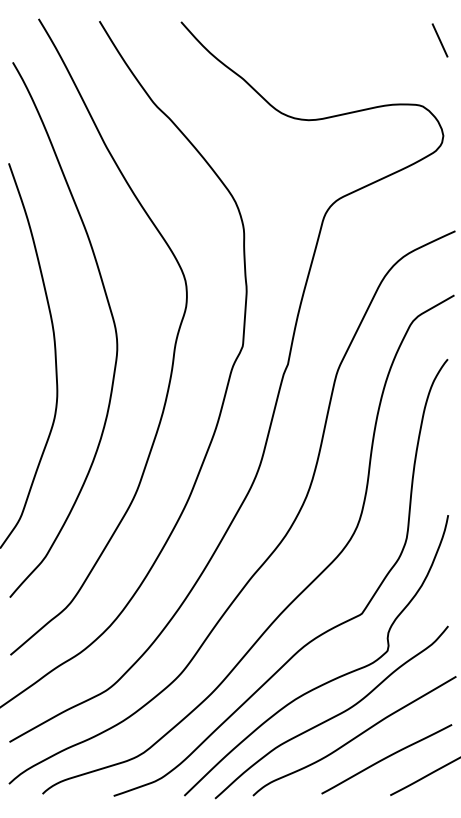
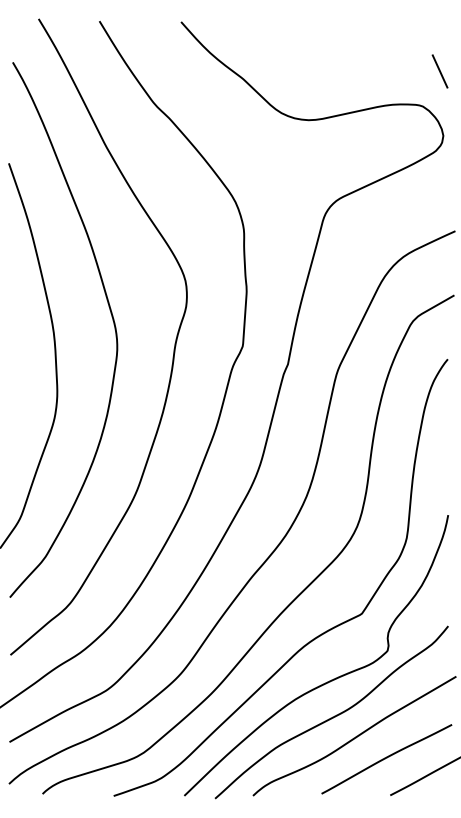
line position: (439, 40) -> (439, 71) (439, 71)
